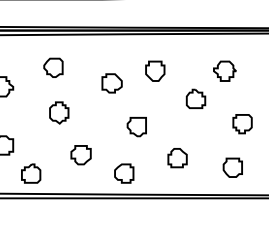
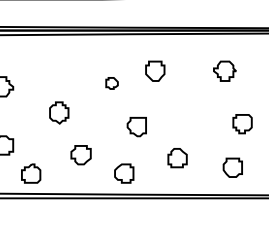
part: present -> none (53, 67)
part size: 22x21 px -> 14x13 px (111, 83)
part: present -> none (195, 98)
